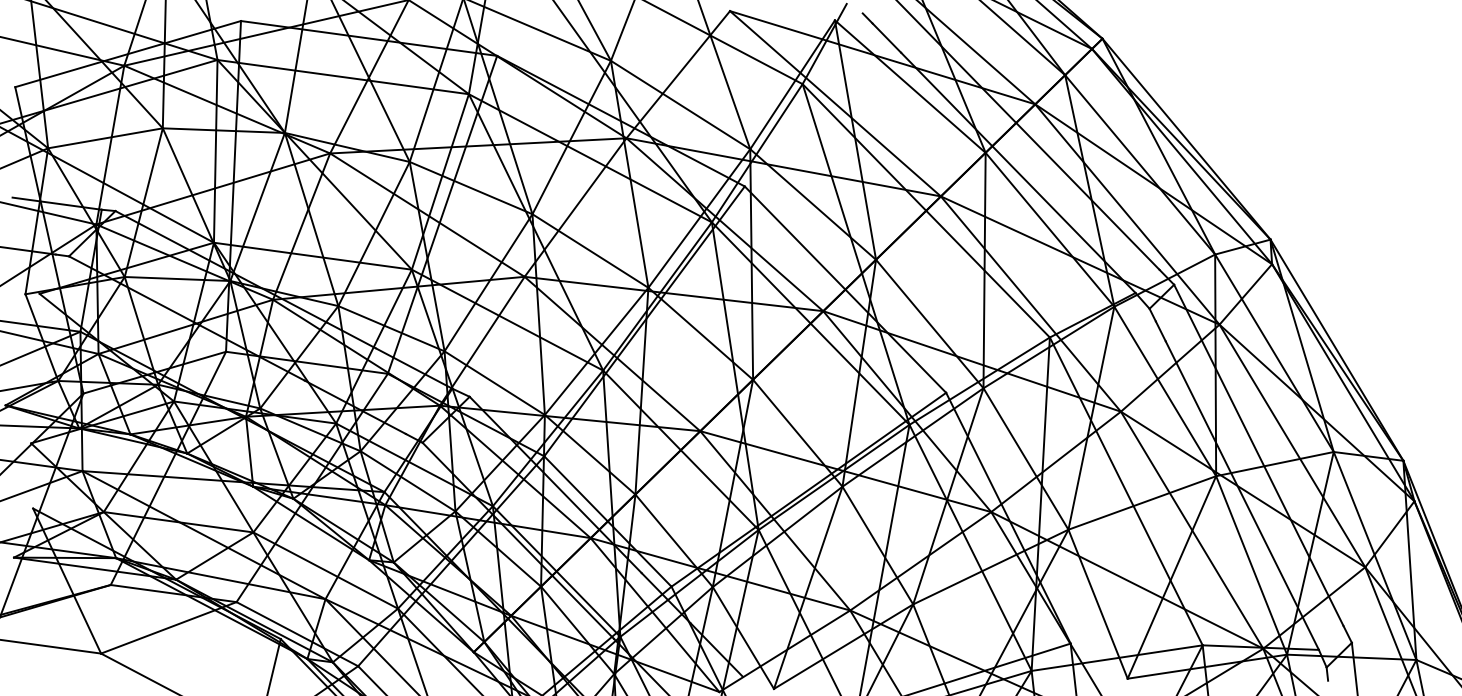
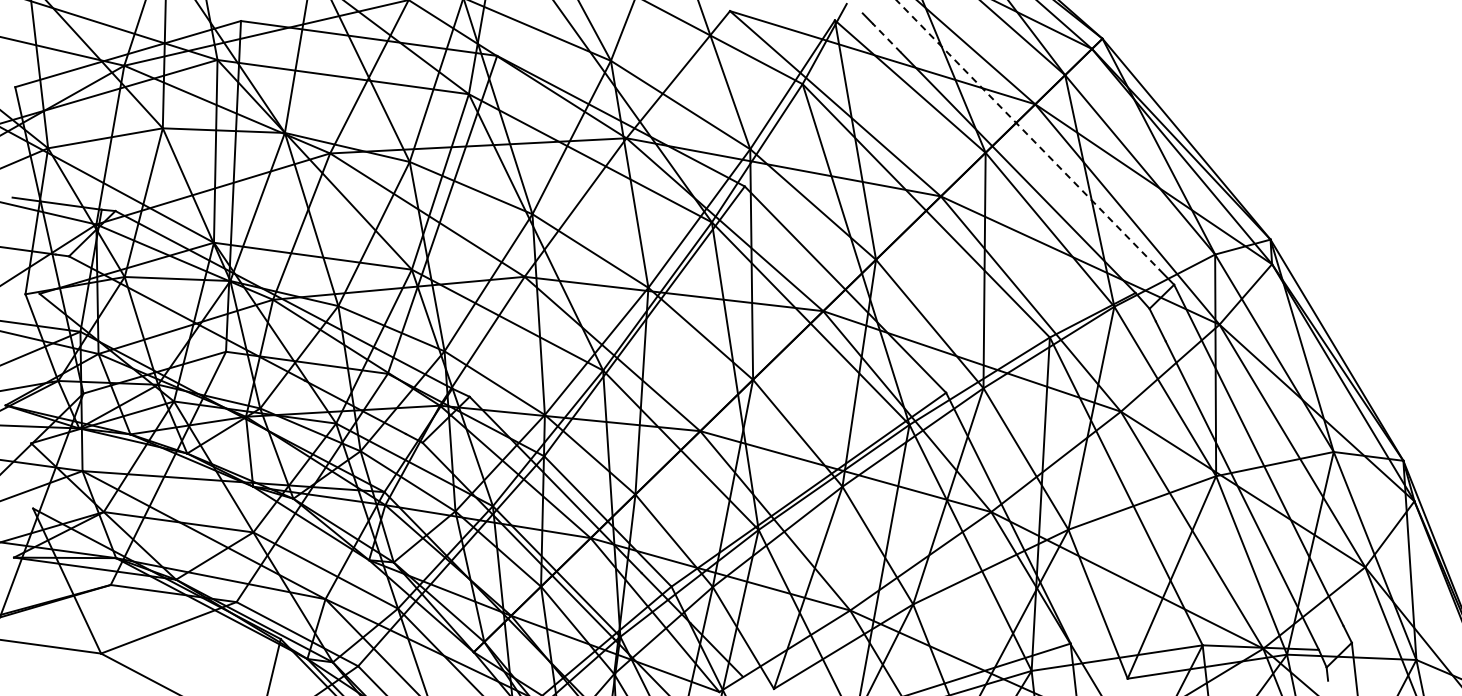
line: solid -> dashed (886, 37)
line: solid -> dashed (1028, 135)
